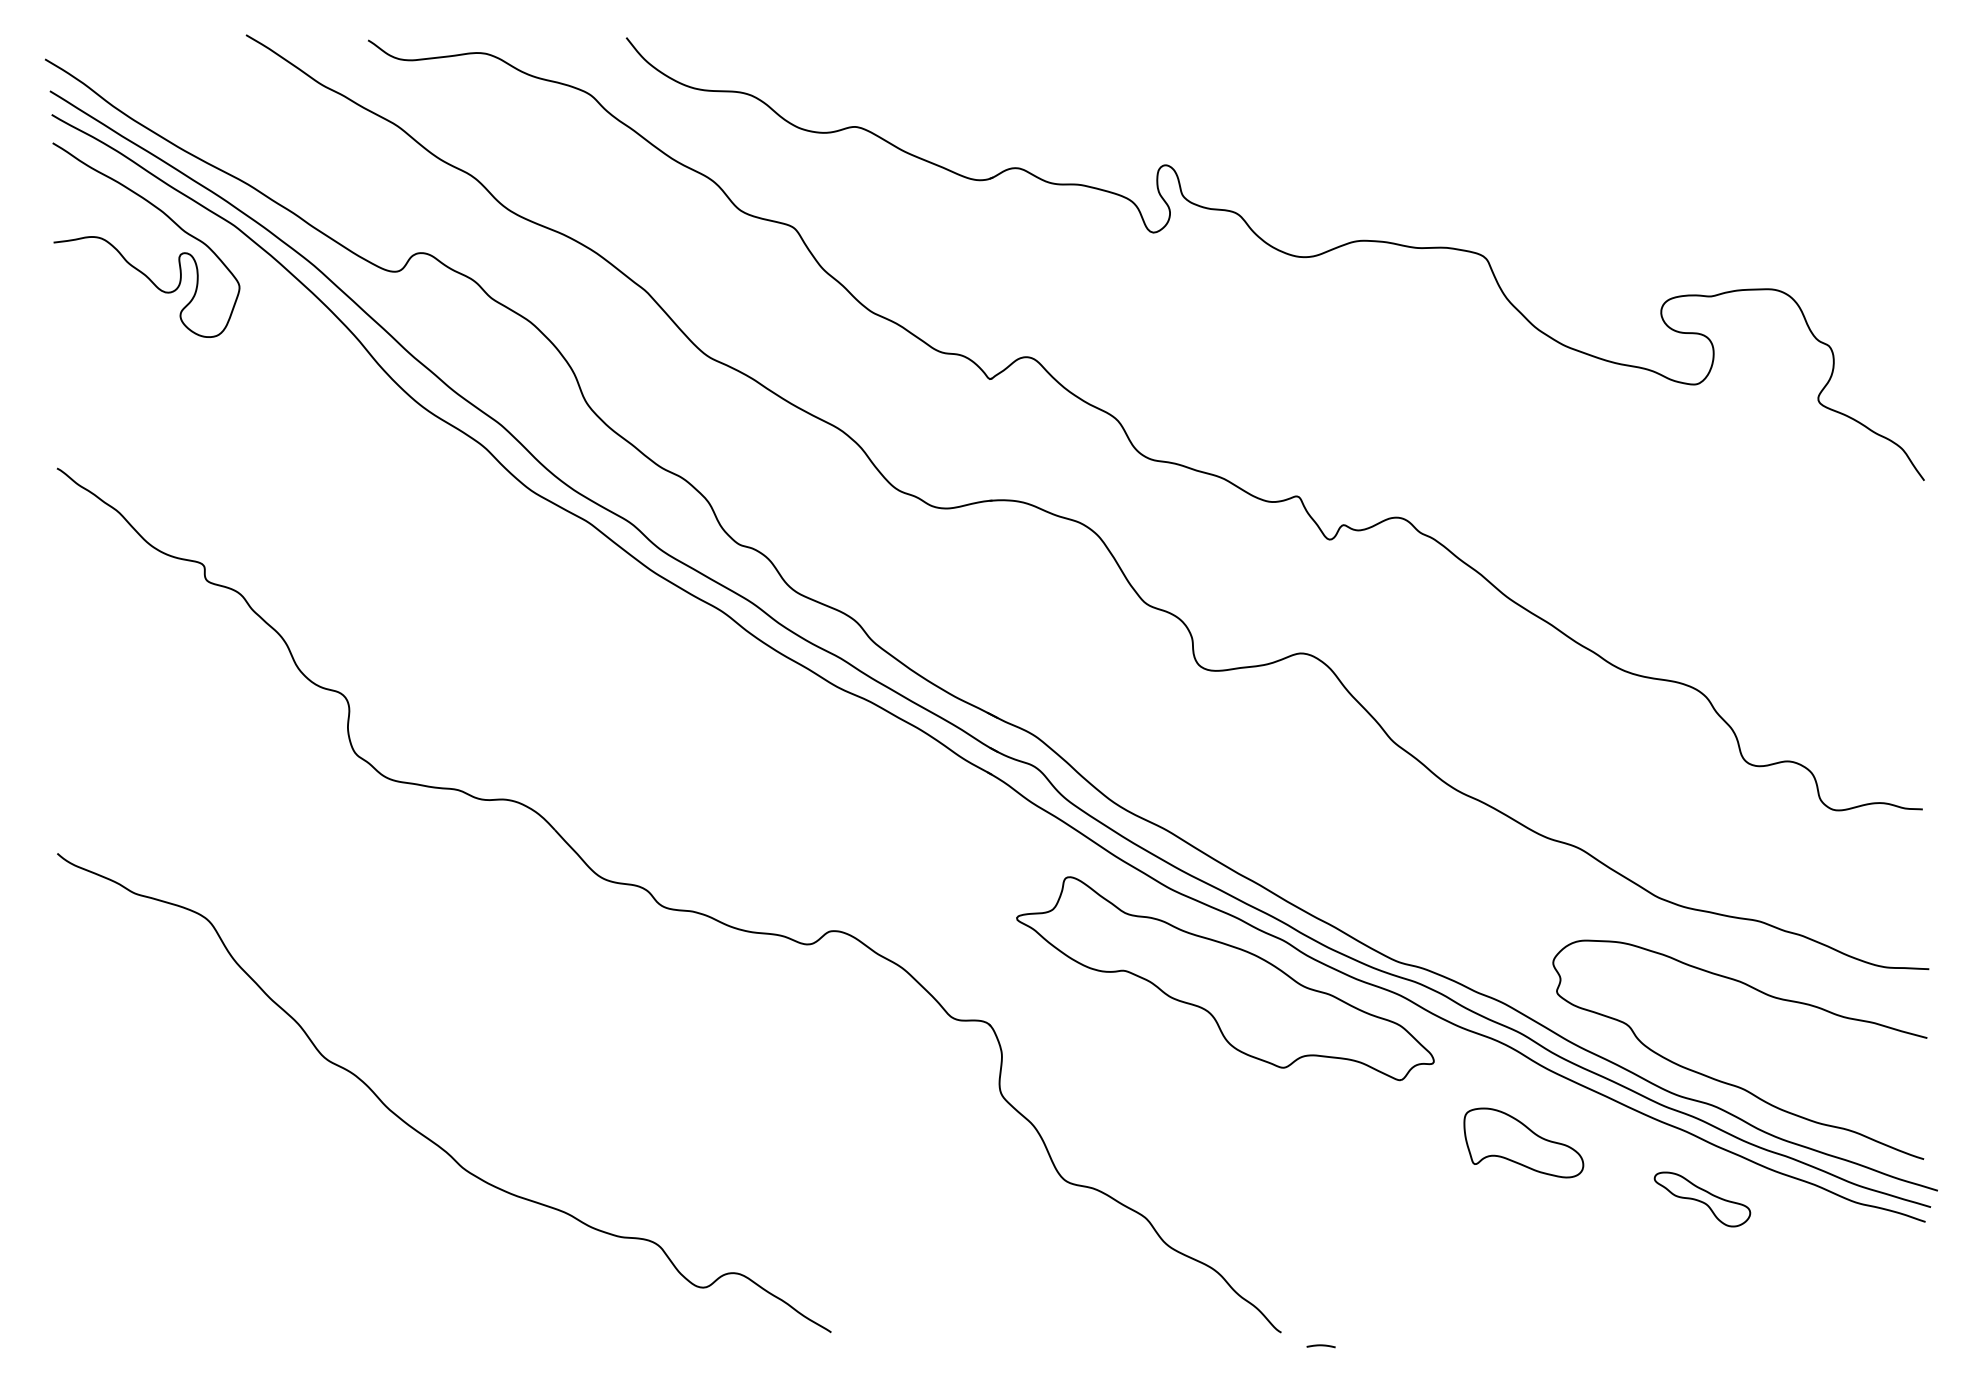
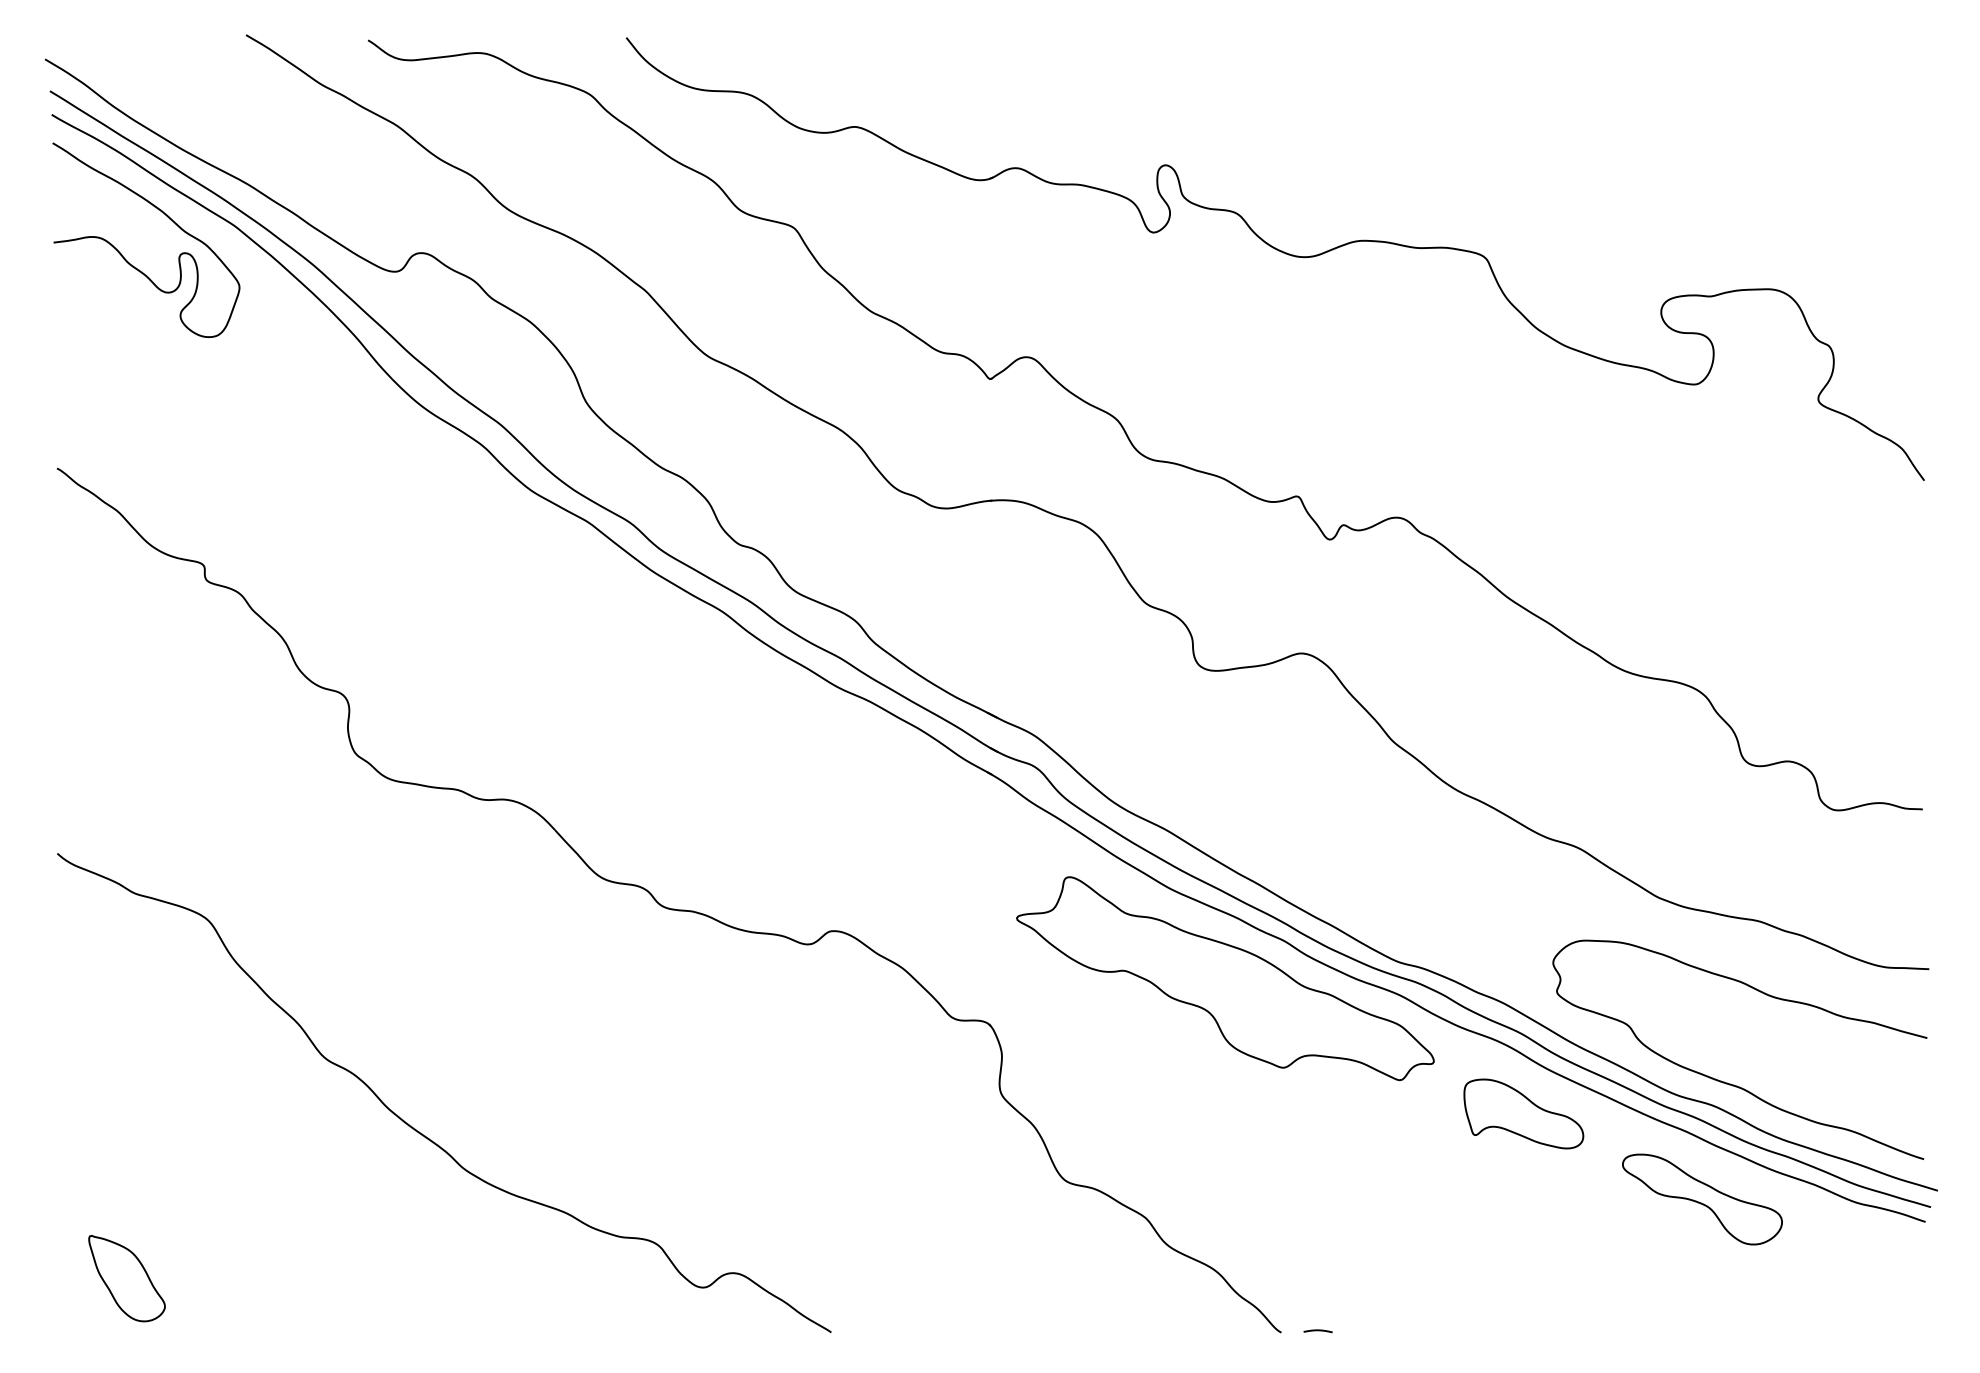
part position: (1523, 1142) -> (1523, 1113) (1523, 1113)
part size: 99x57 px -> 161x93 px (1702, 1199)
part: none -> present (126, 1278)
curve position: (1320, 1346) -> (1317, 1331) (1317, 1331)
